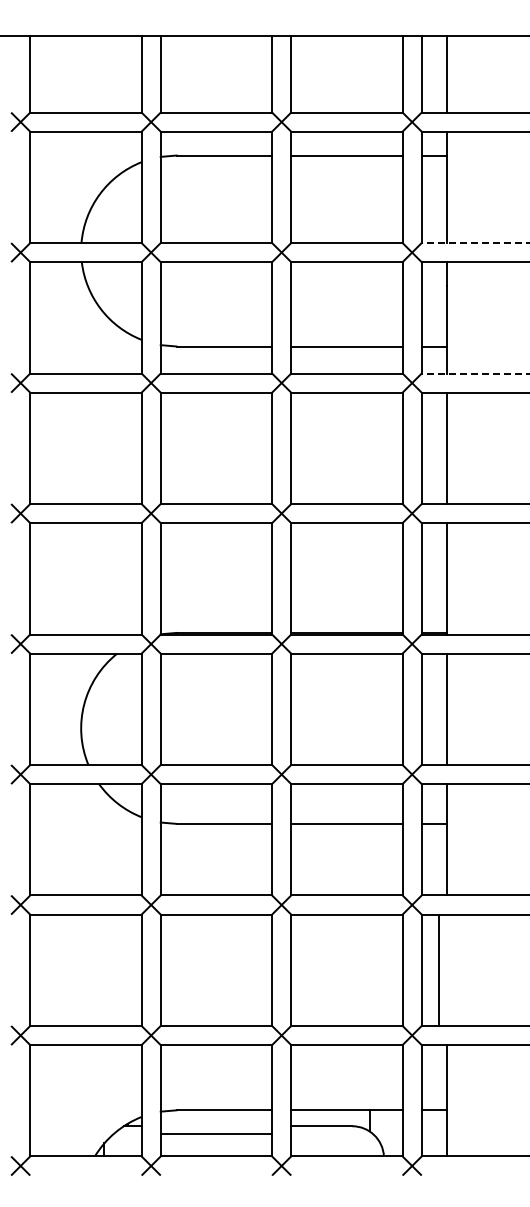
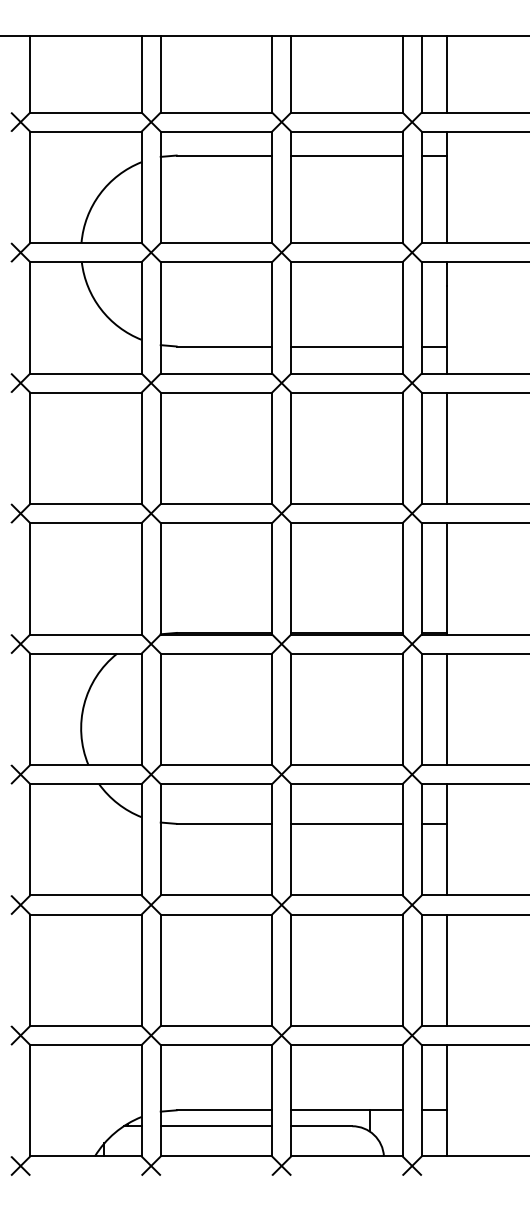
line: dashed -> solid (475, 243)
line: dashed -> solid (475, 373)
line position: (439, 969) -> (447, 969) (447, 969)
line position: (216, 1134) -> (216, 1126) (216, 1126)
